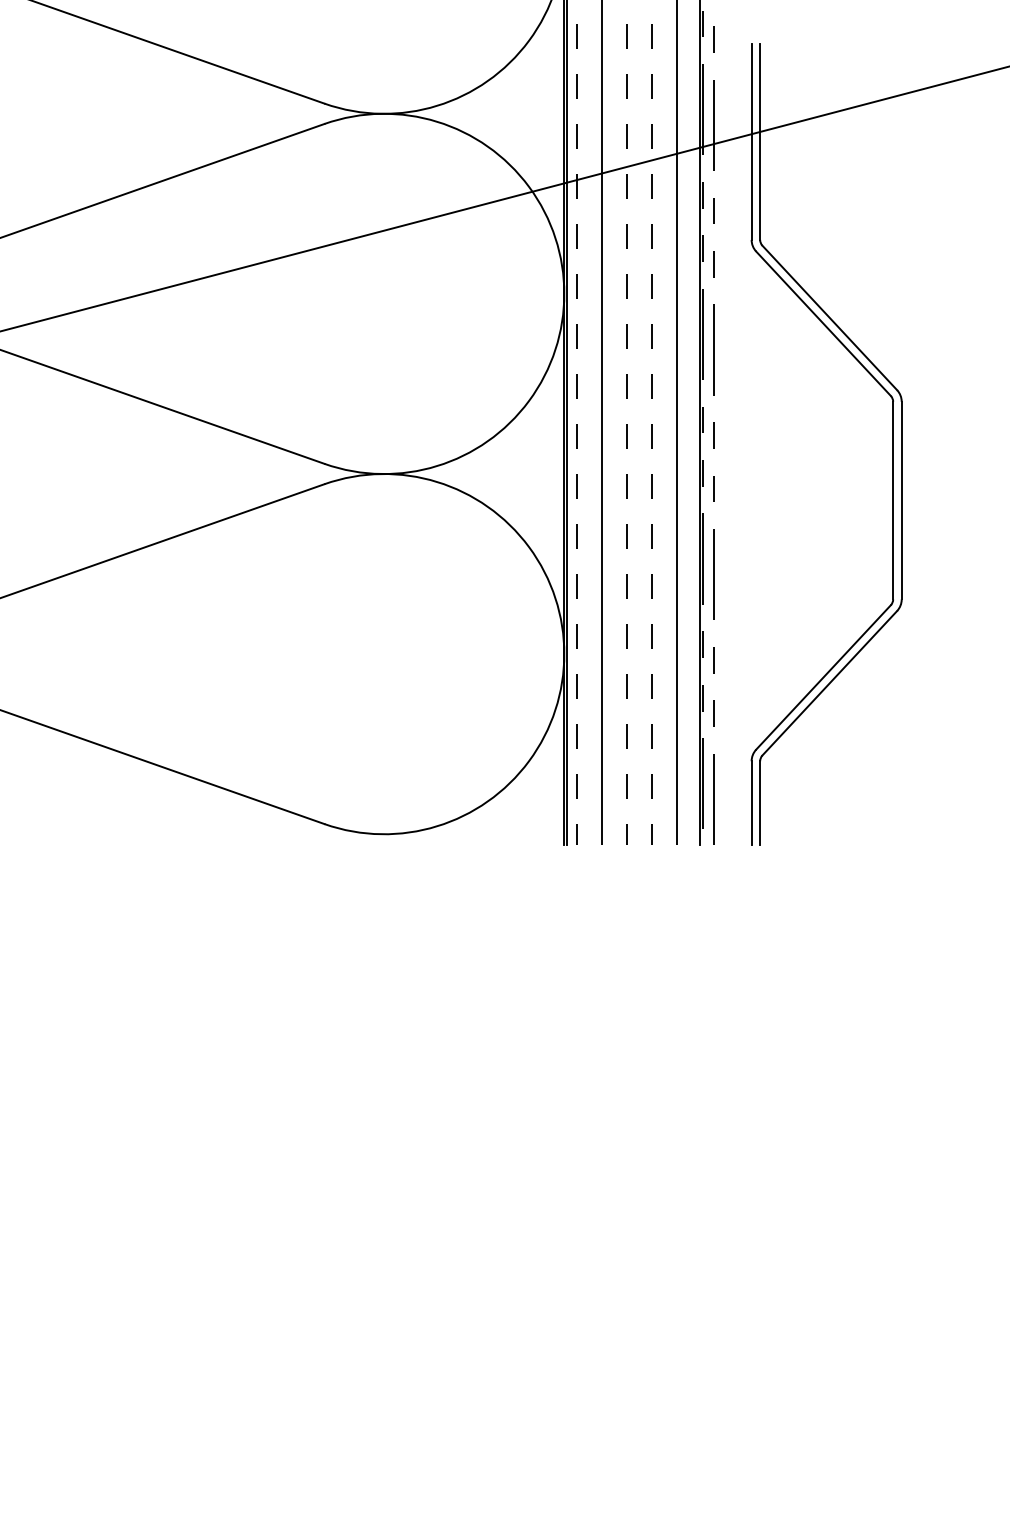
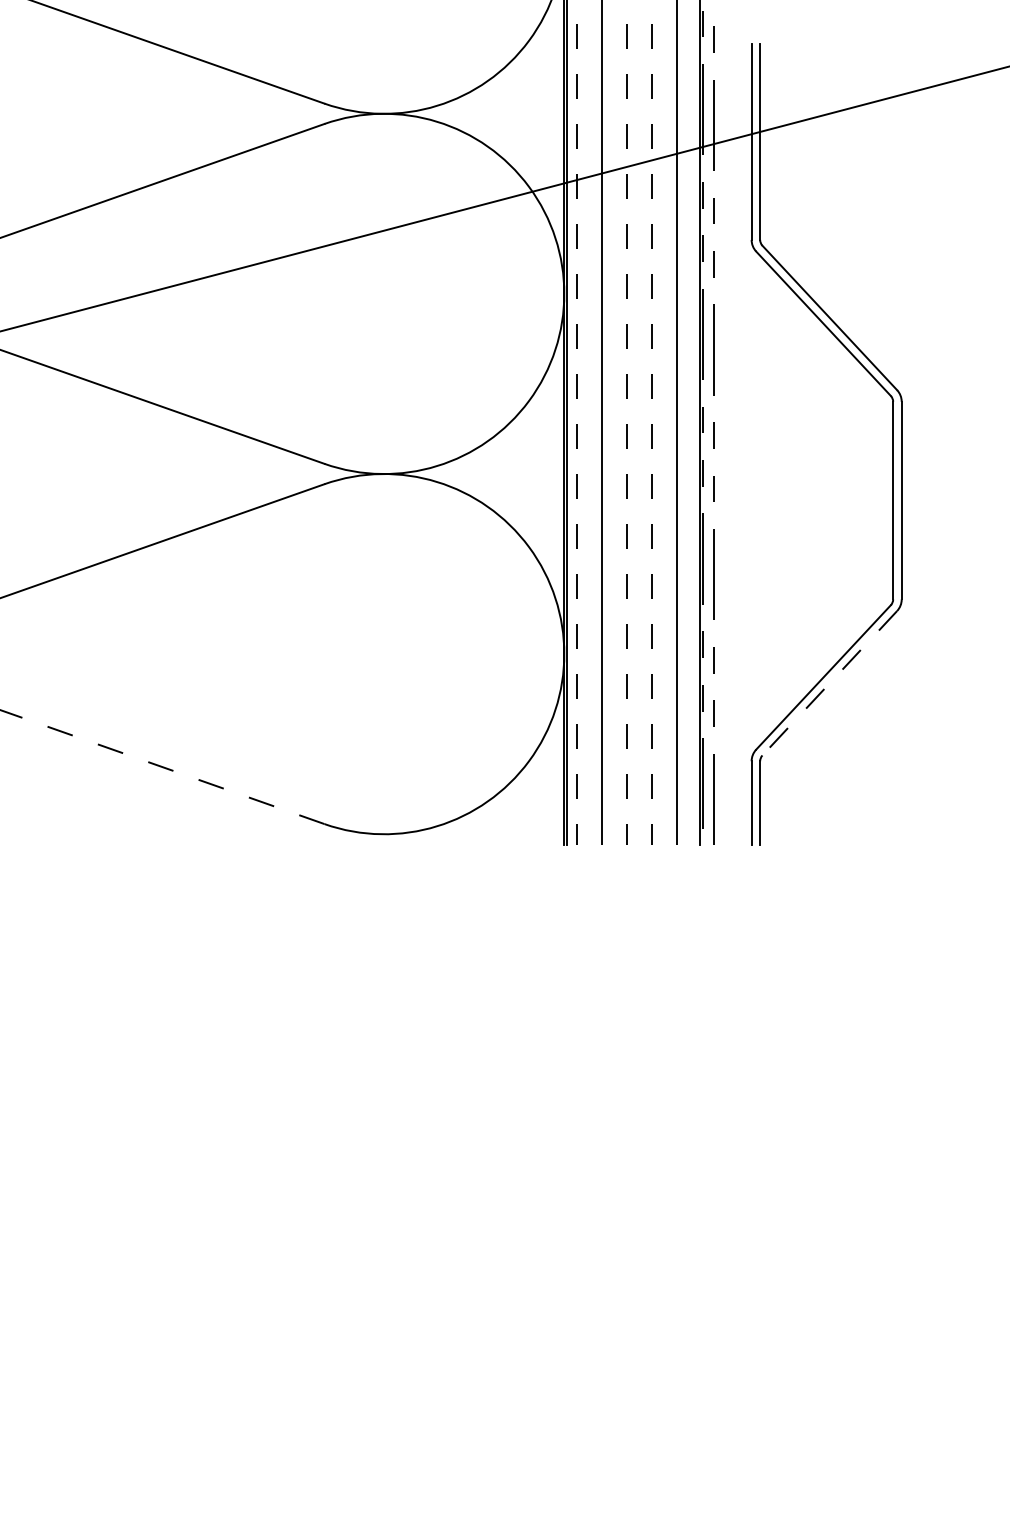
line: solid -> dashed (829, 683)
line: solid -> dashed (162, 767)
